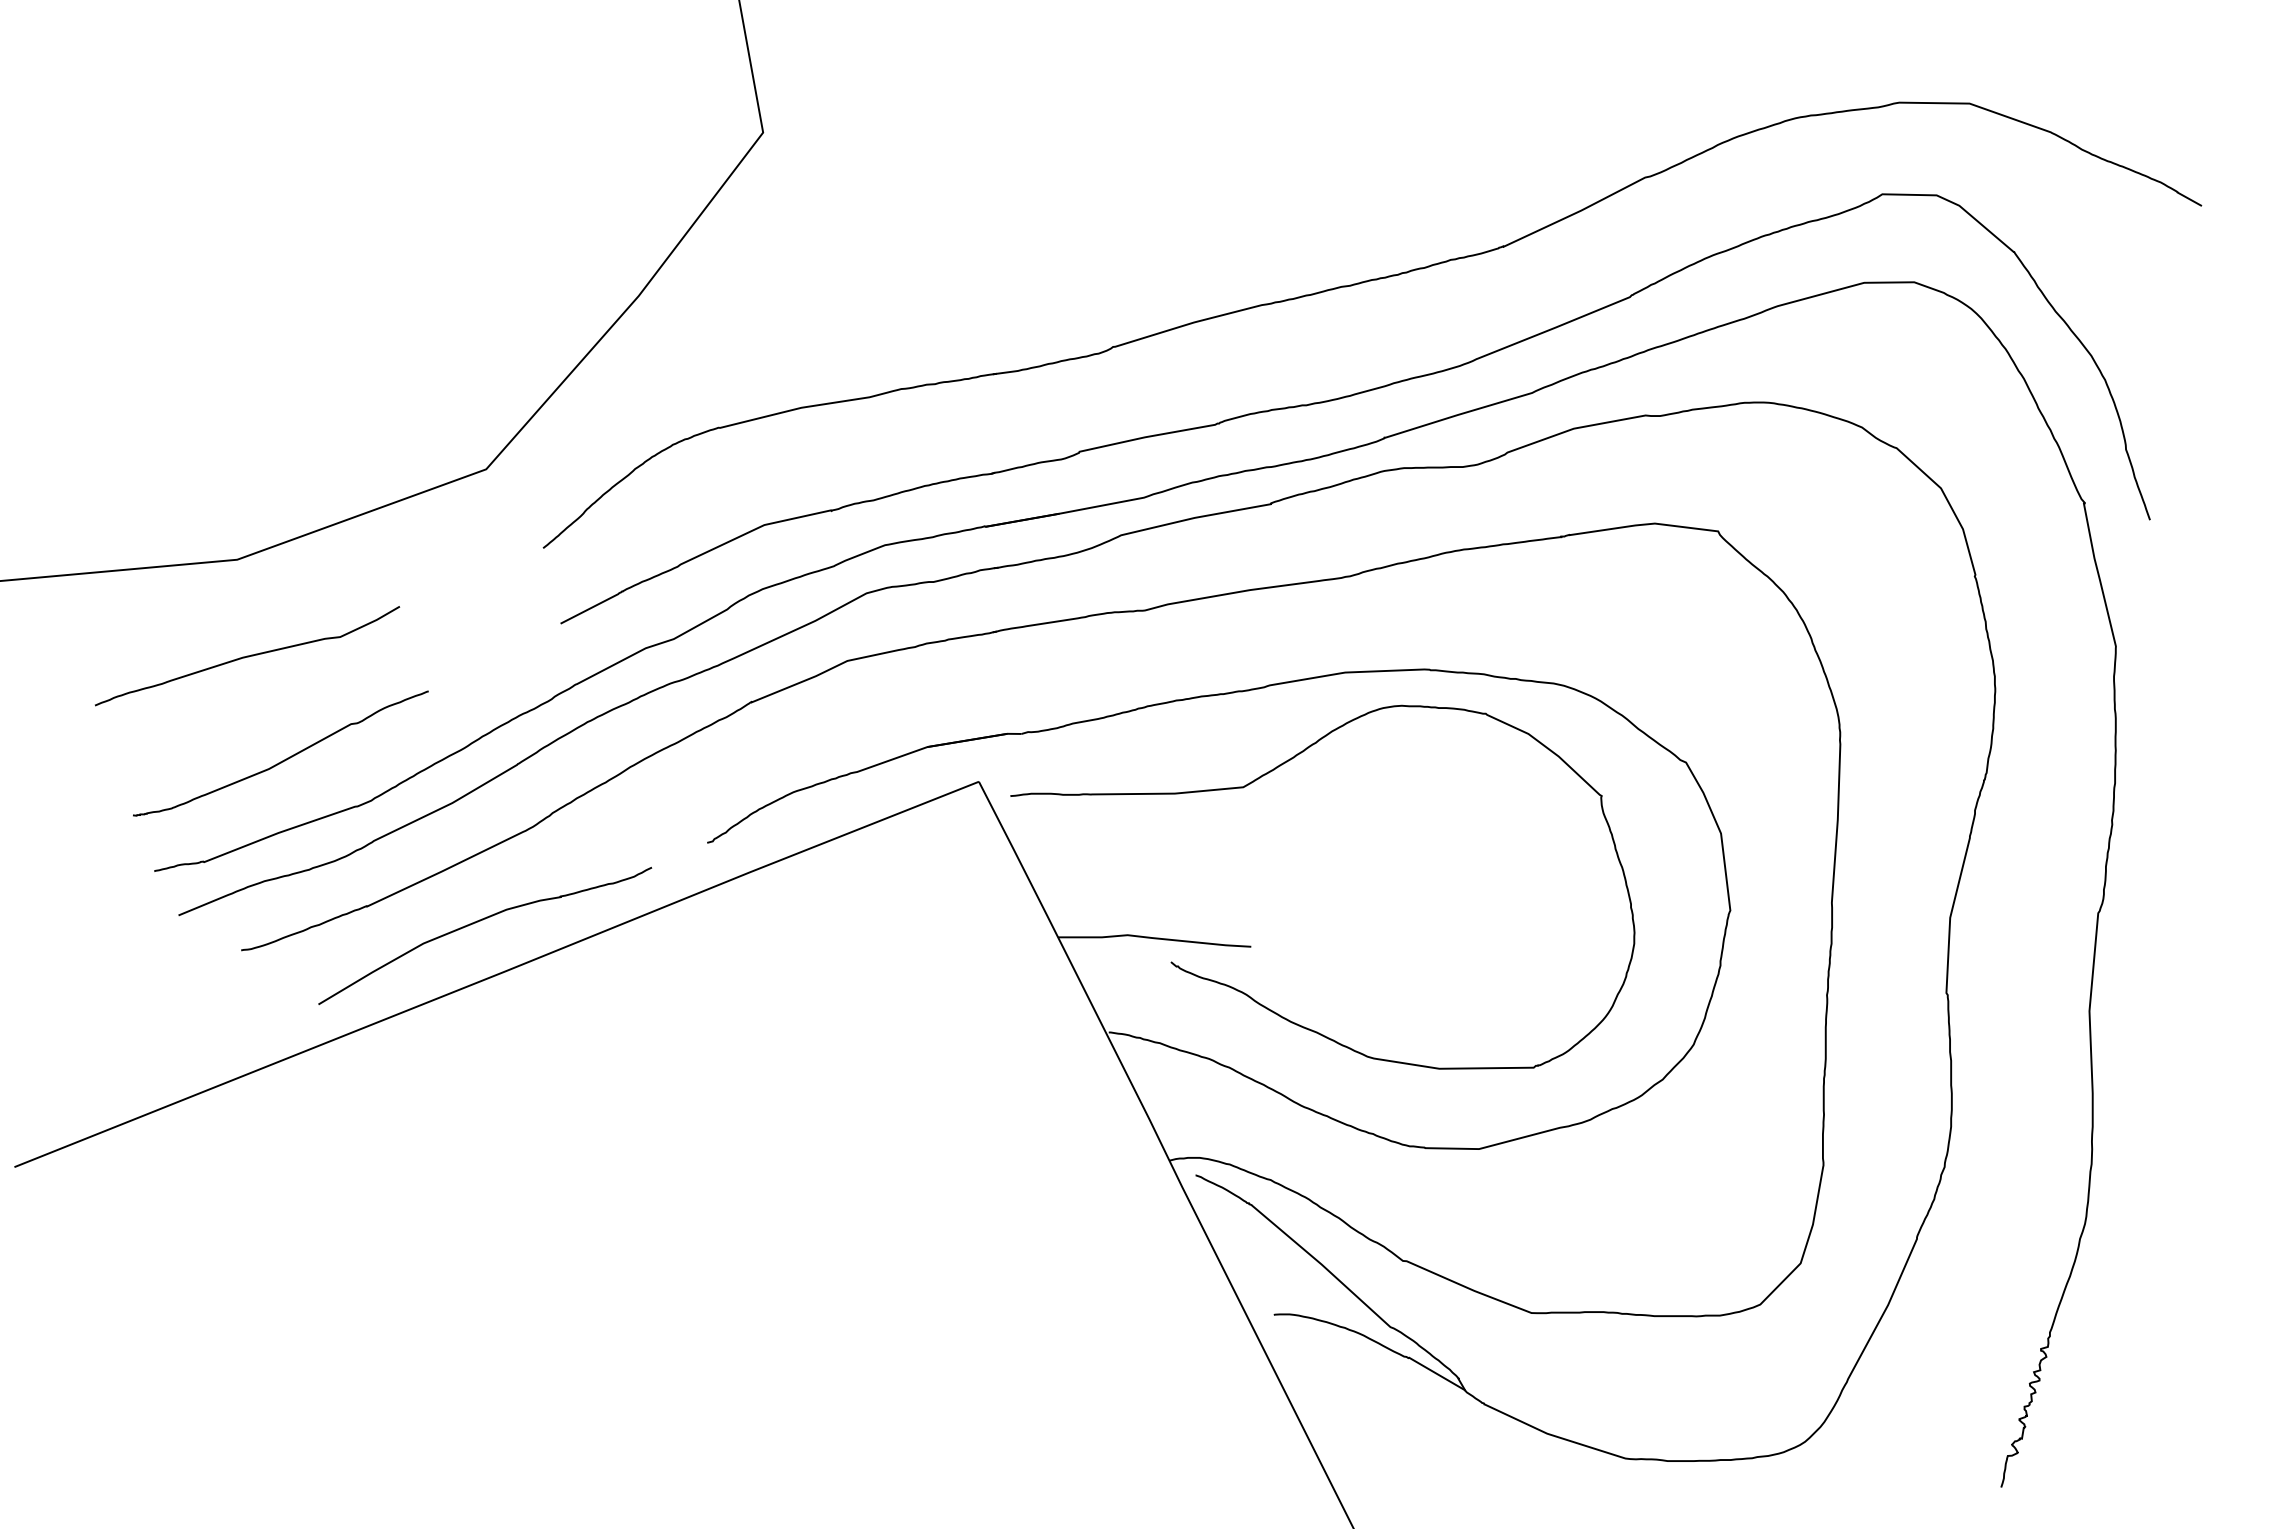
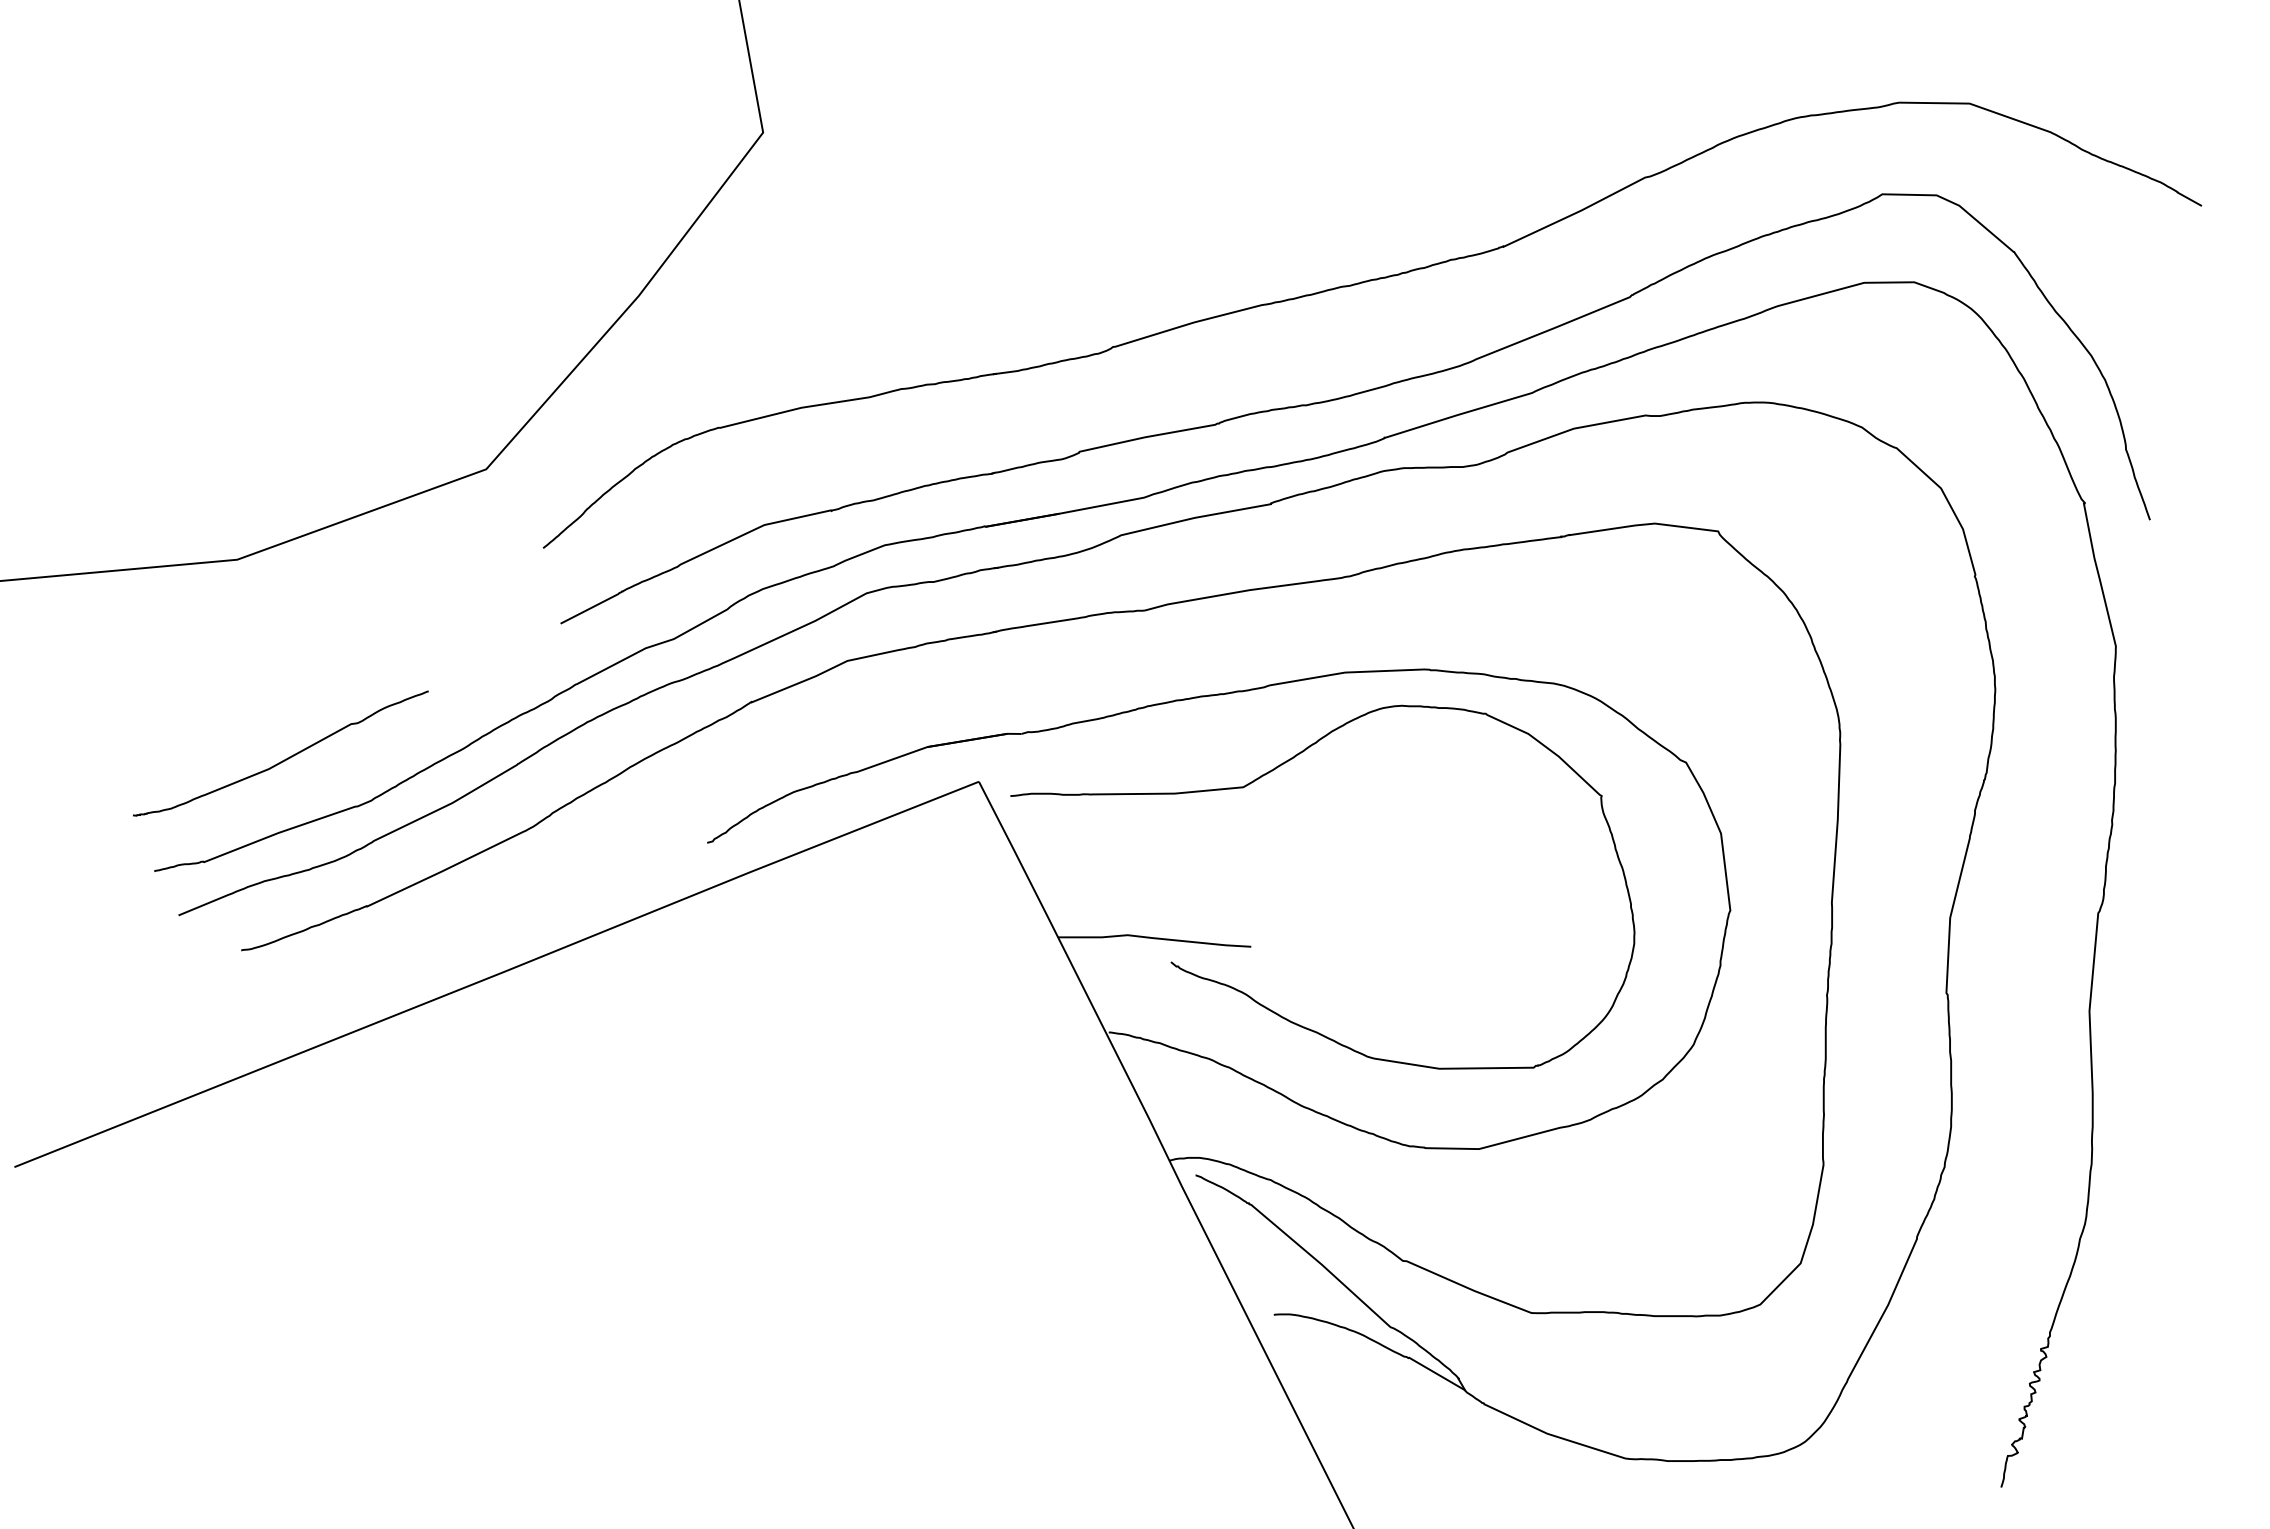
curve: present -> none (247, 656)
curve: present -> none (478, 922)
